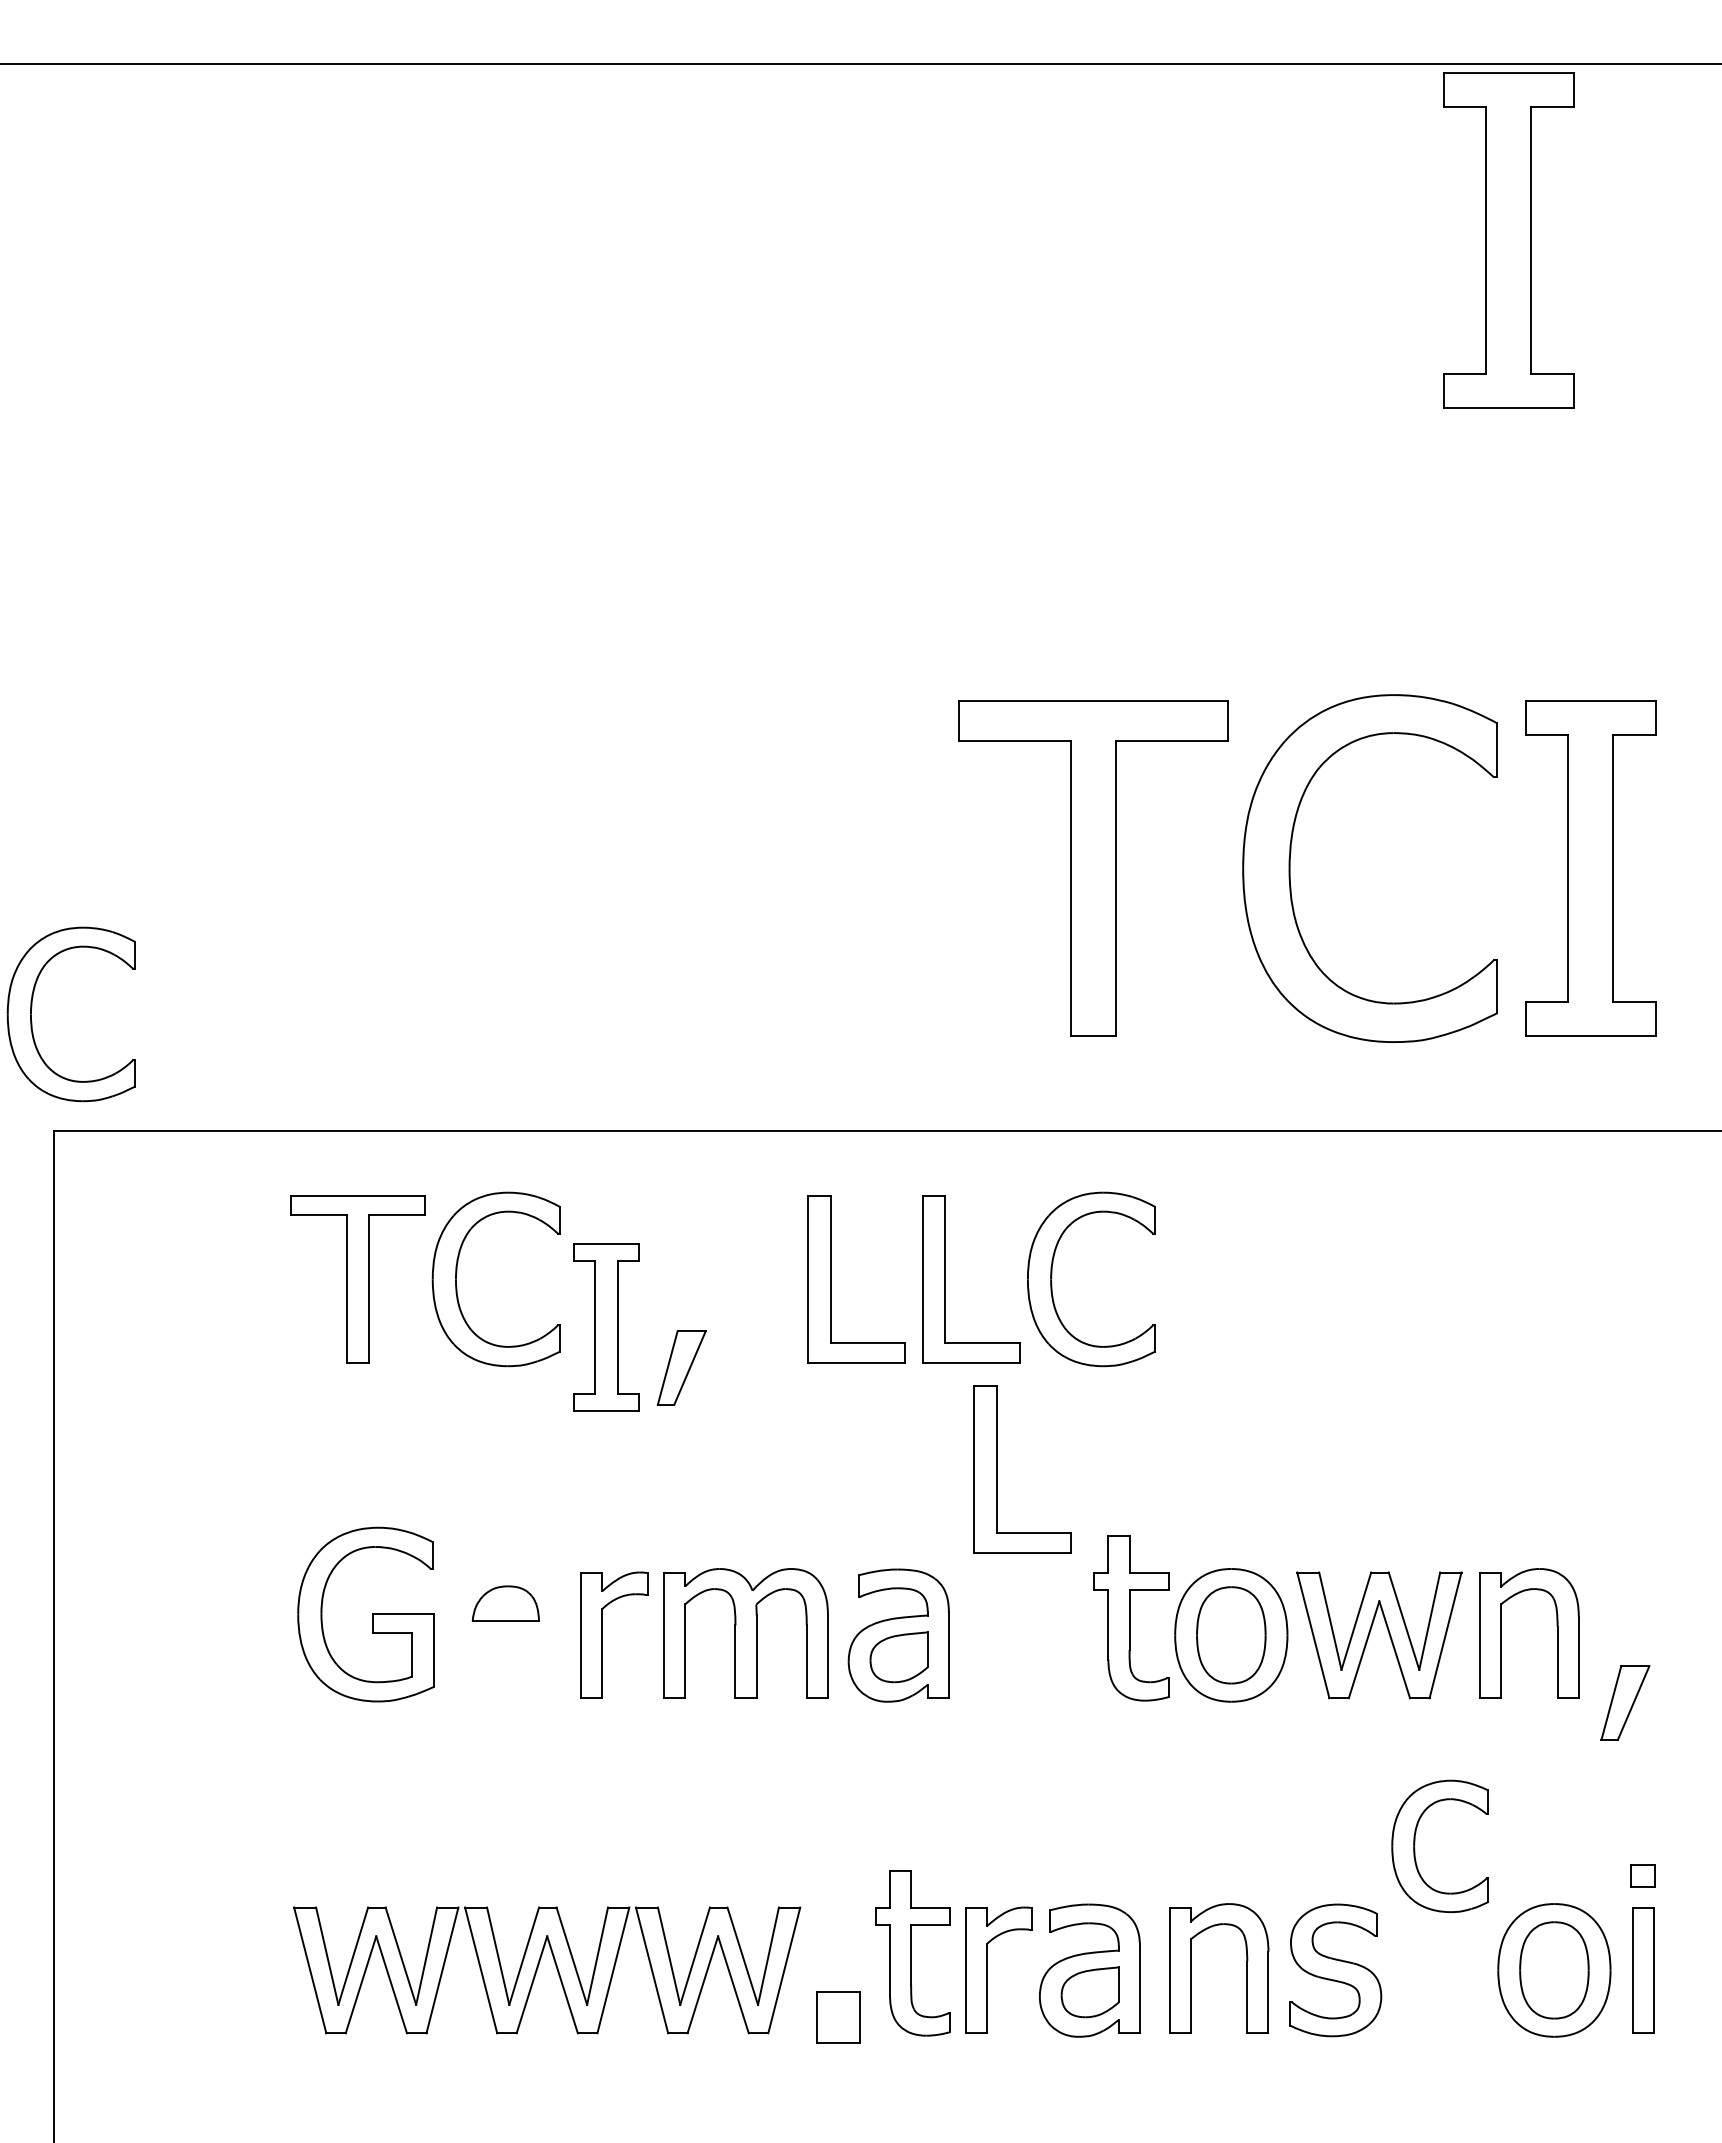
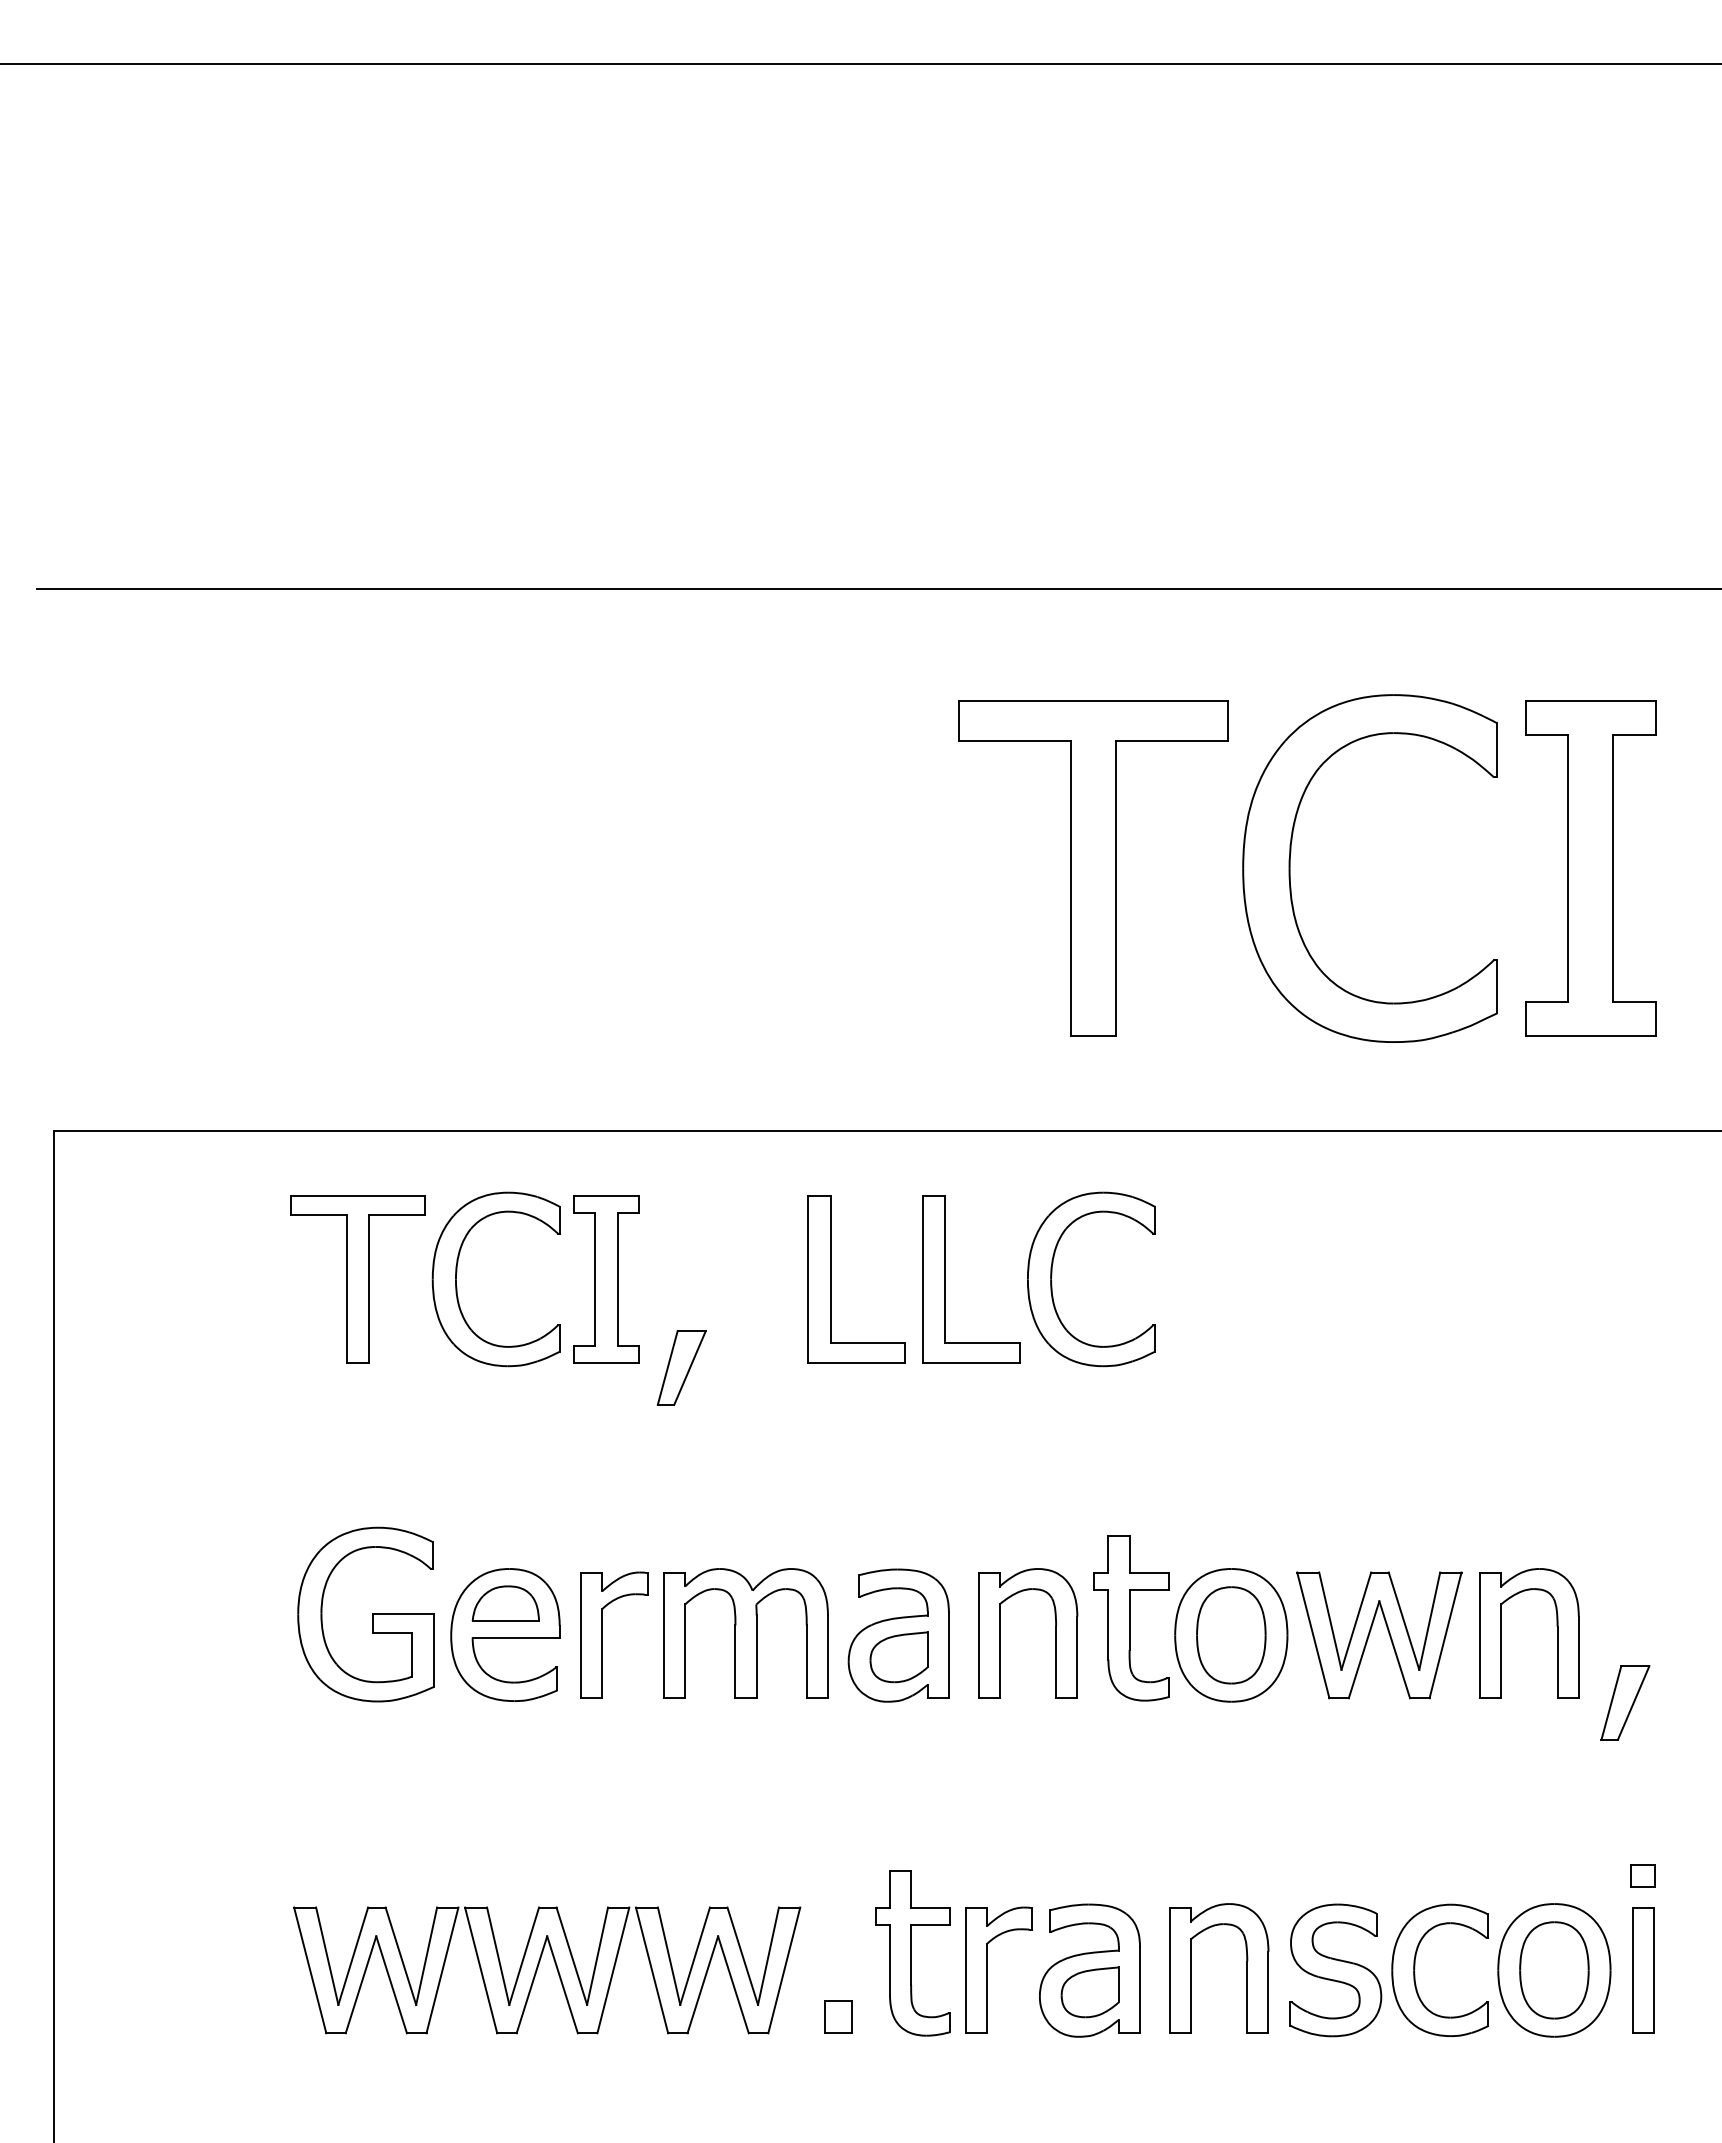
part: present -> none (1508, 240)
line: none -> present (877, 589)
part: present -> none (32, 1007)
part position: (606, 1327) -> (606, 1279) (606, 1279)
part: present -> none (997, 1469)
part: none -> present (1055, 1633)
part: none -> present (505, 1634)
part position: (1415, 1844) -> (1415, 1968) (1415, 1968)
part size: 45x53 px -> 29x34 px (838, 2016)
